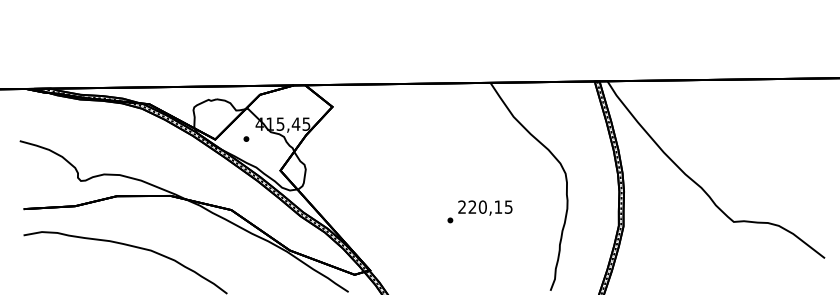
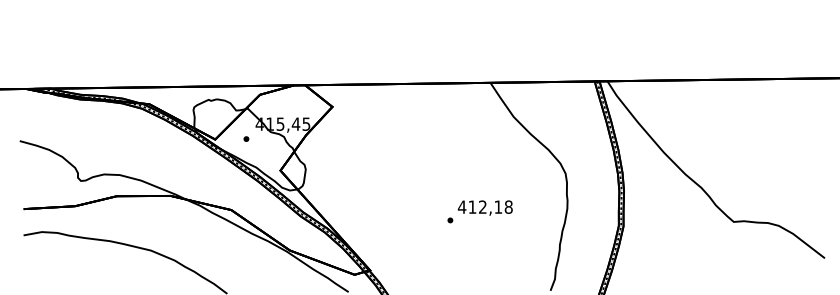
text: 220,15 -> 412,18 (484, 206)
